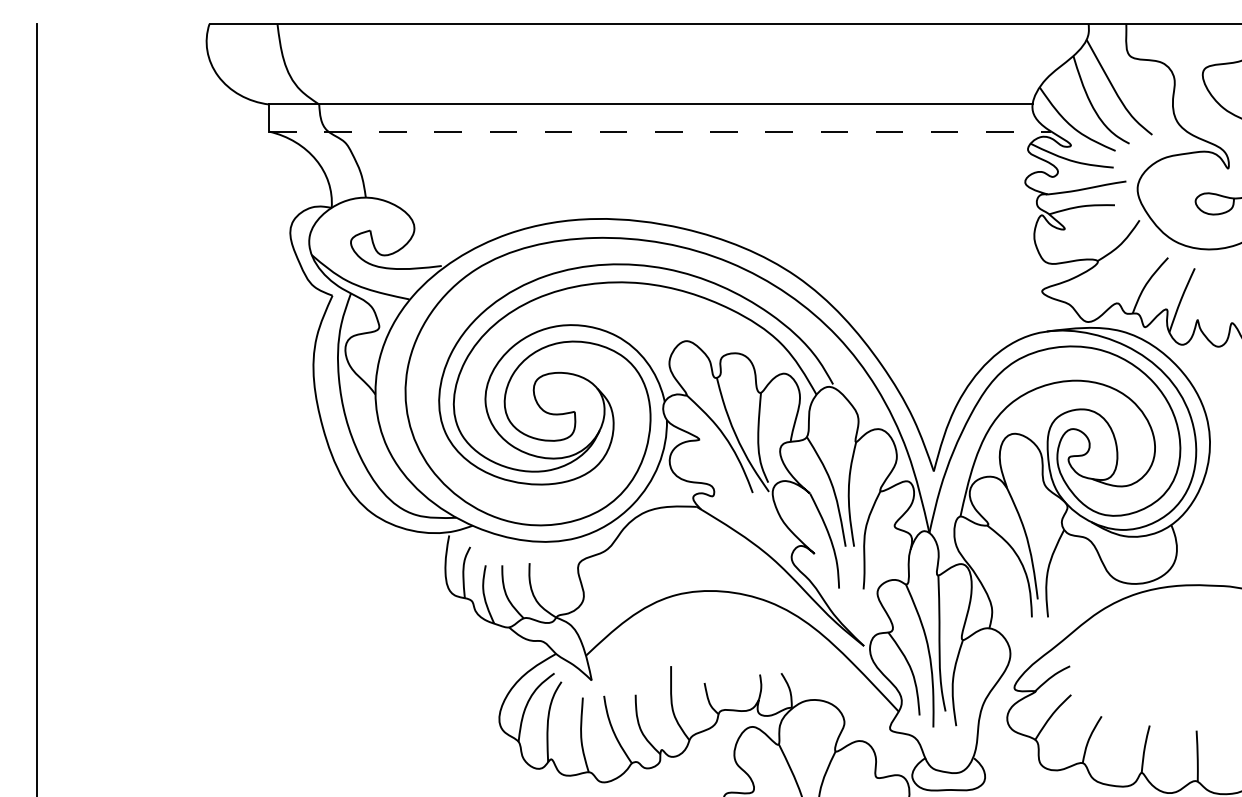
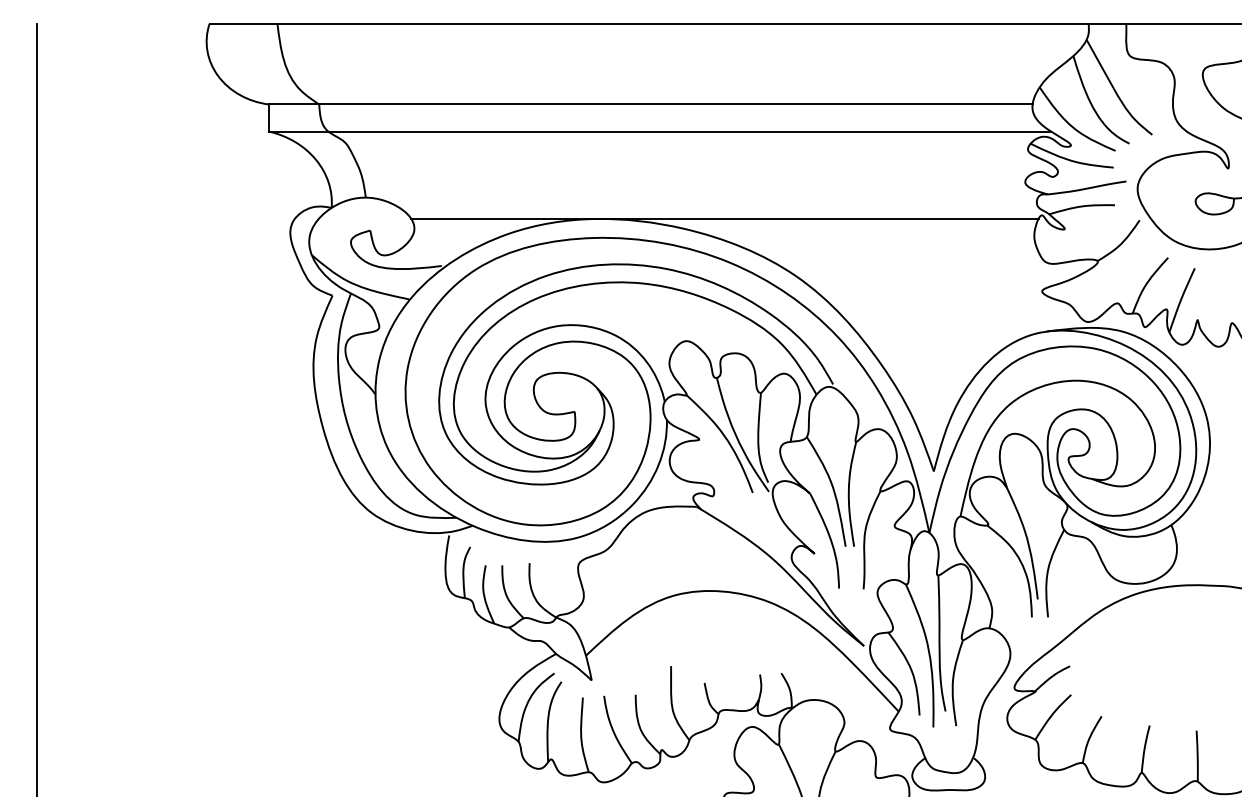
line: dashed -> solid (660, 131)
line: none -> present (724, 218)
